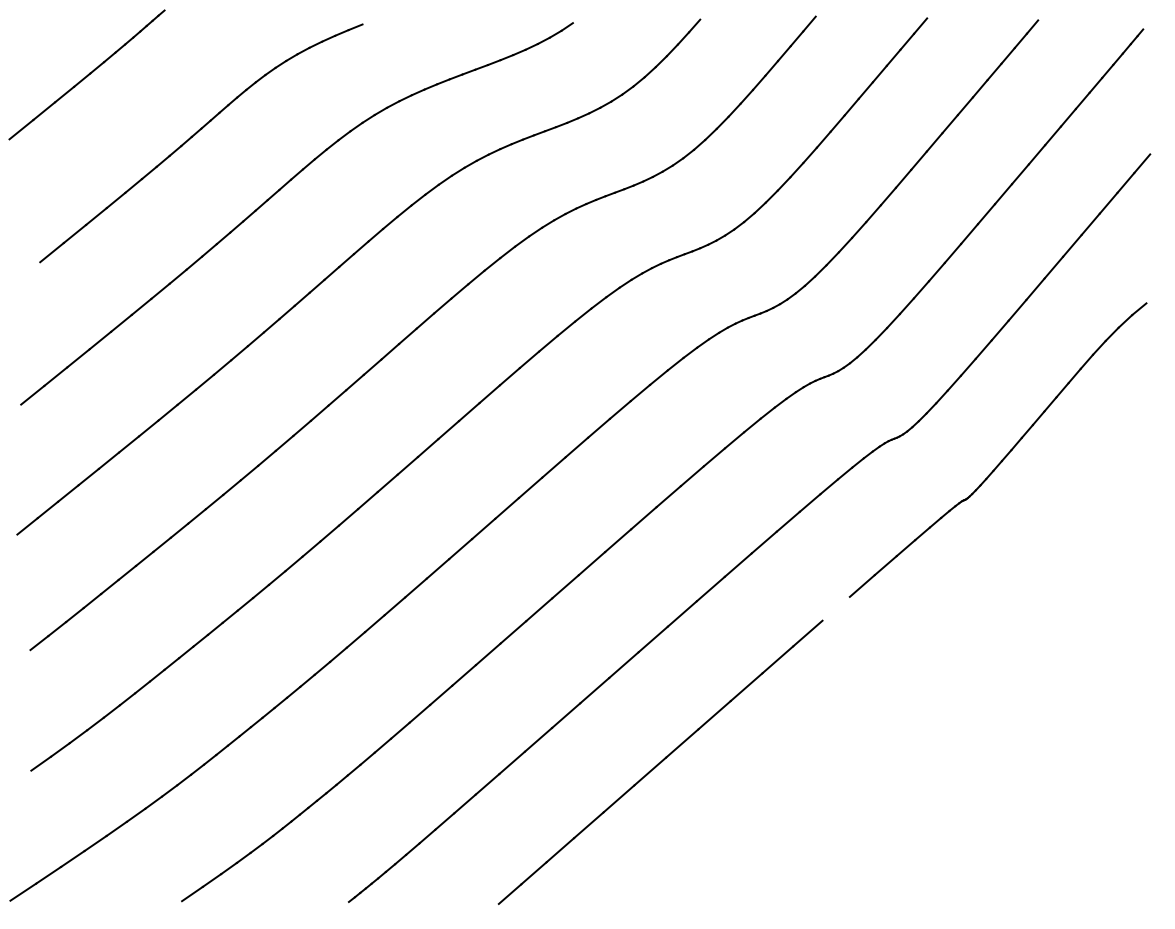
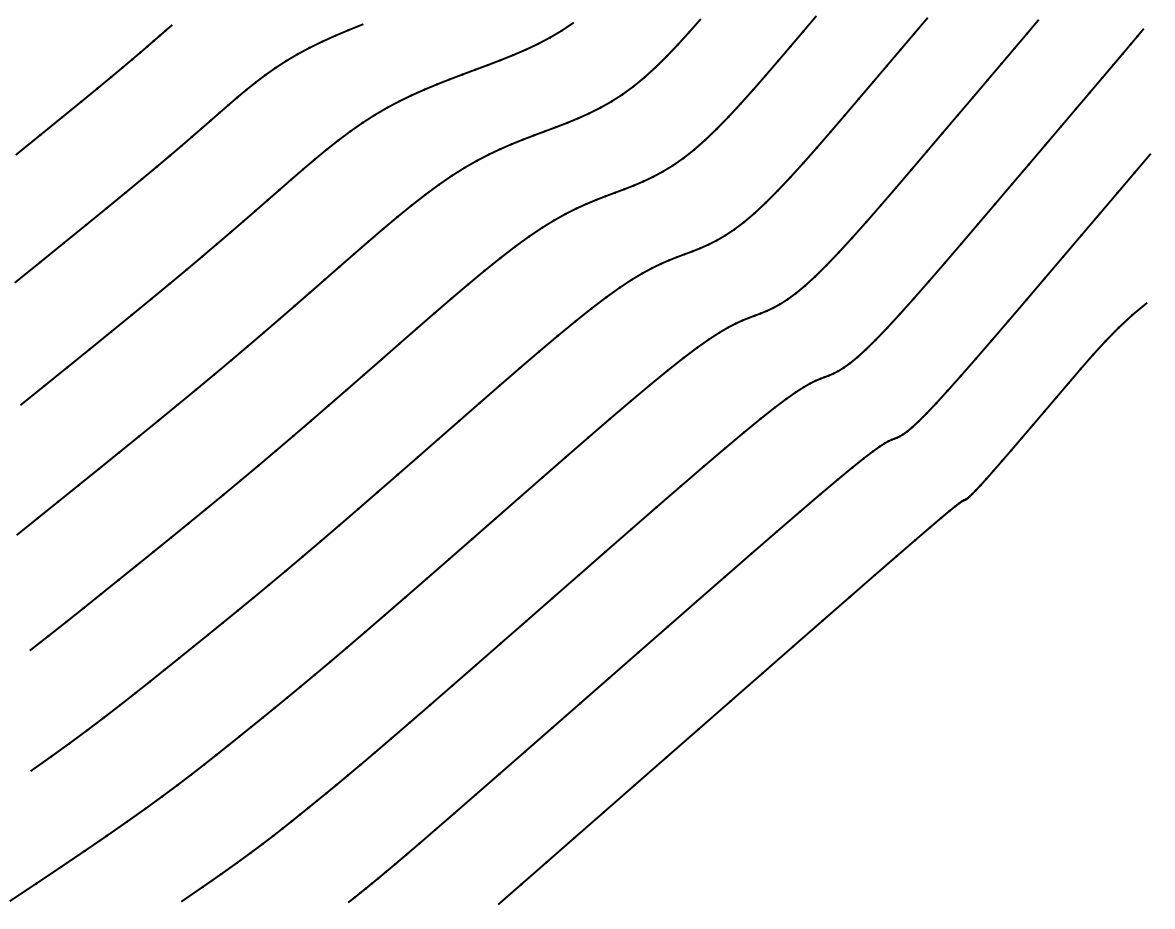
part position: (86, 74) -> (93, 89) (93, 89)
line: none -> present (27, 272)
line: none -> present (835, 608)
